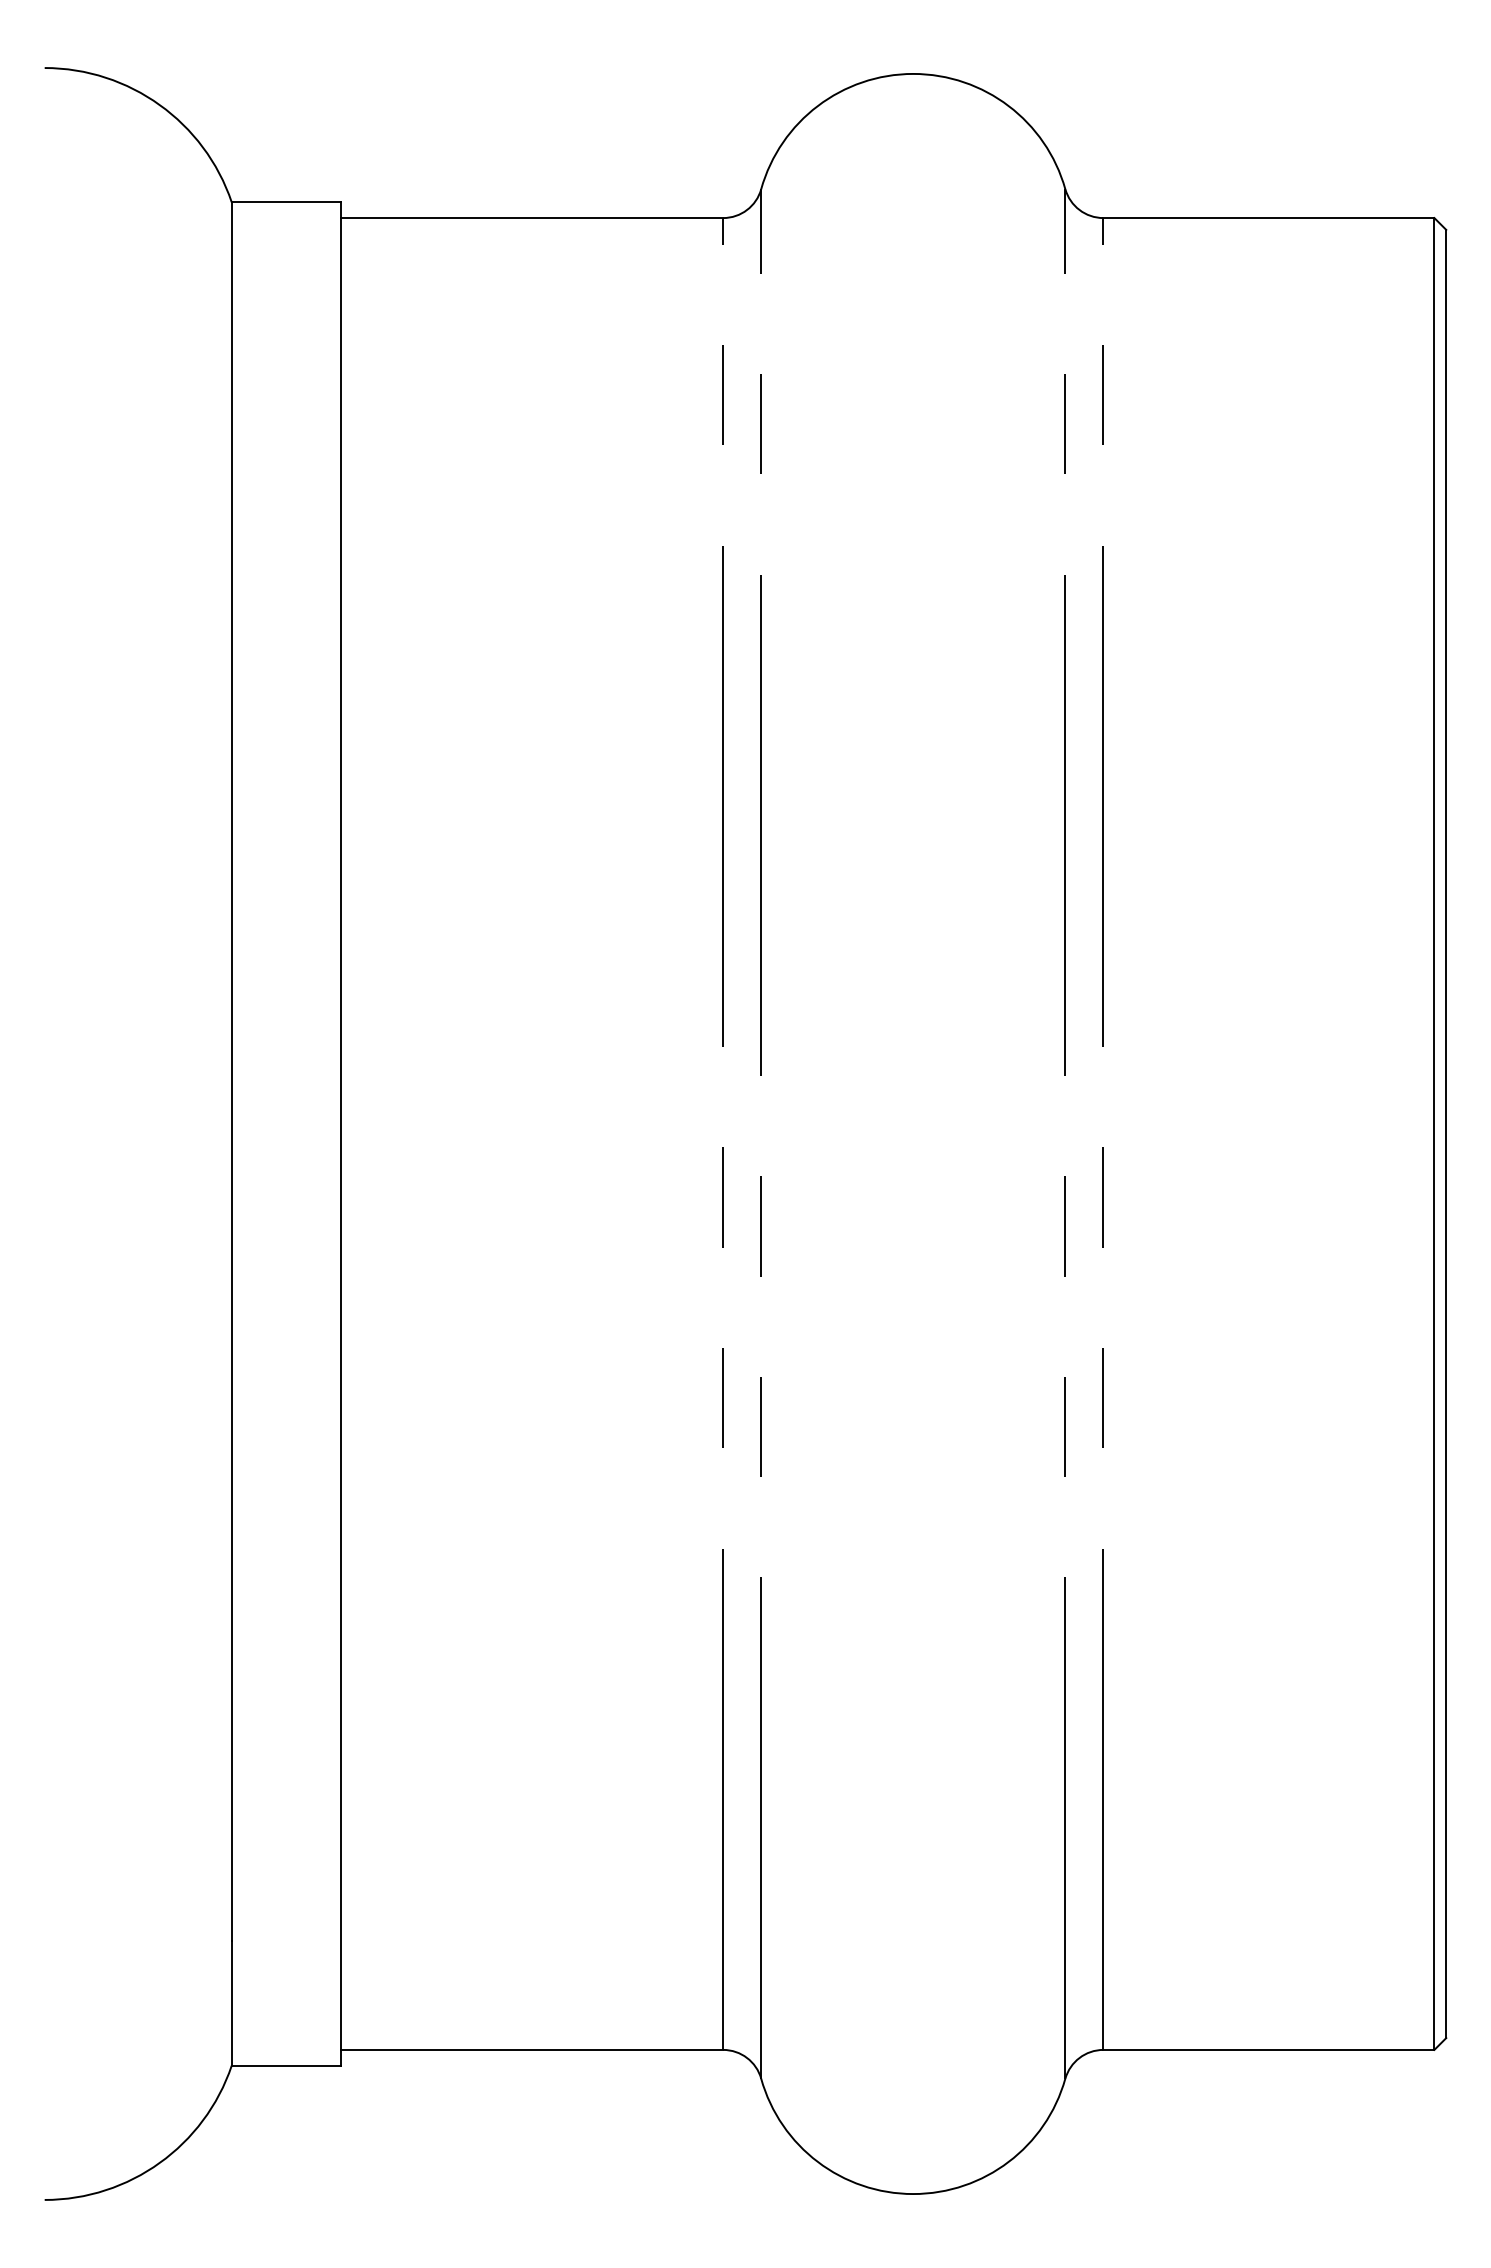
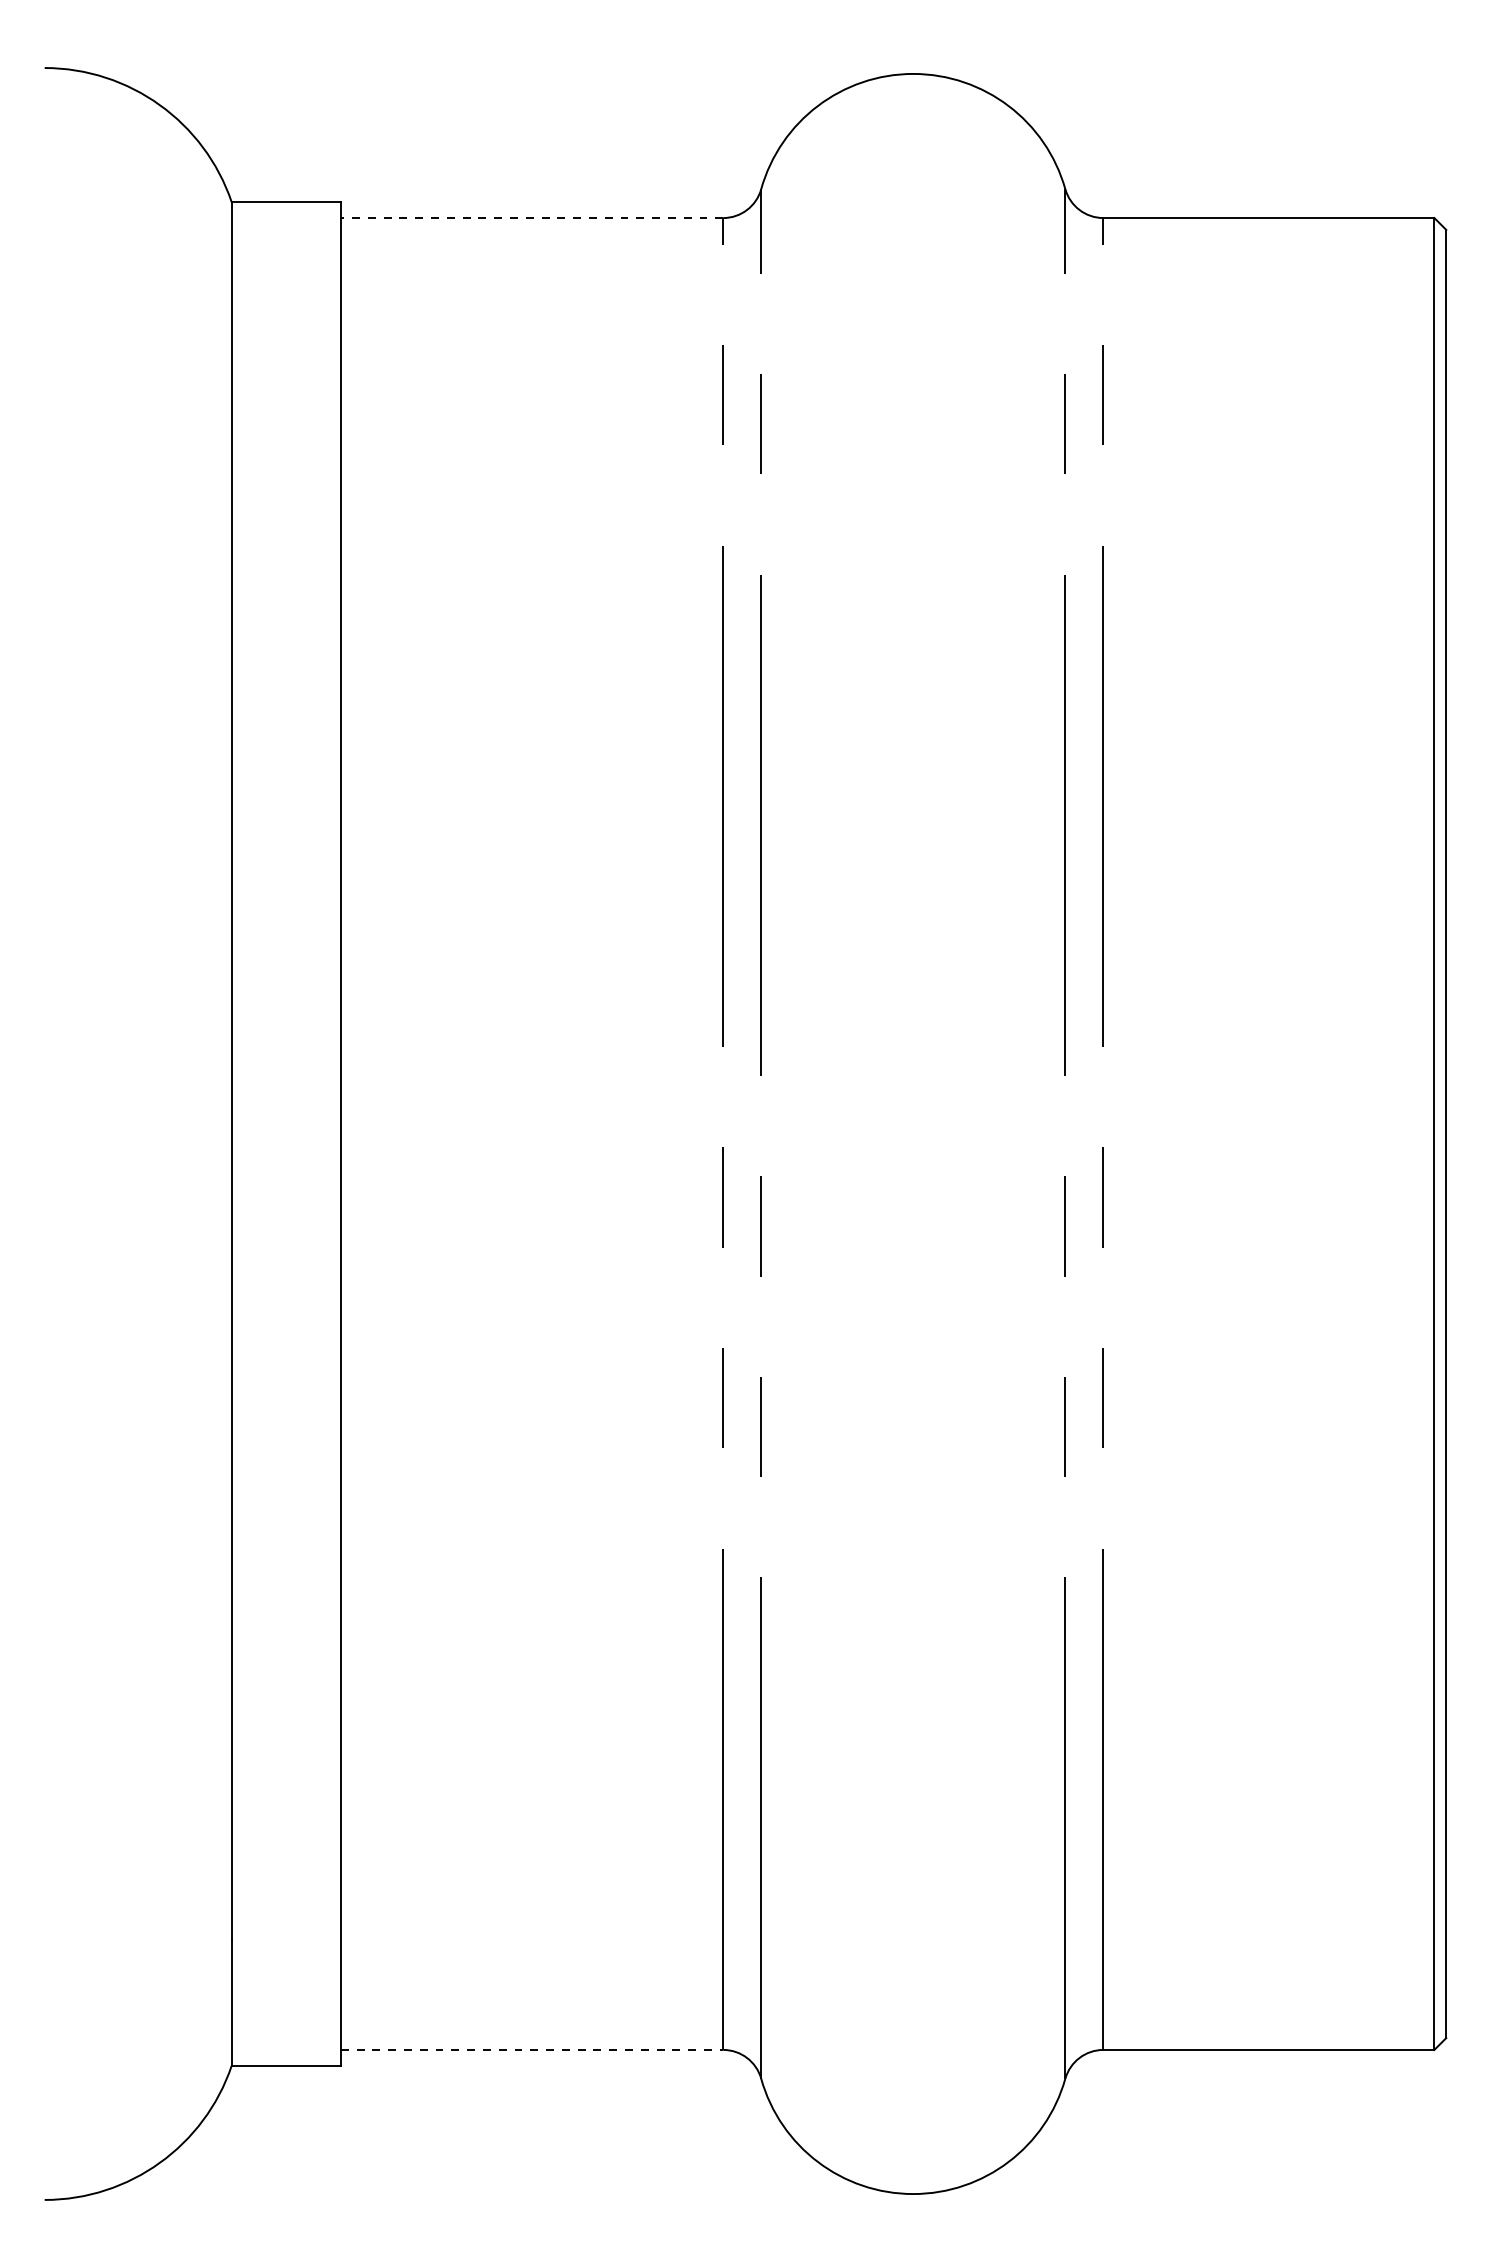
line: solid -> dashed (531, 218)
line: solid -> dashed (532, 2049)
